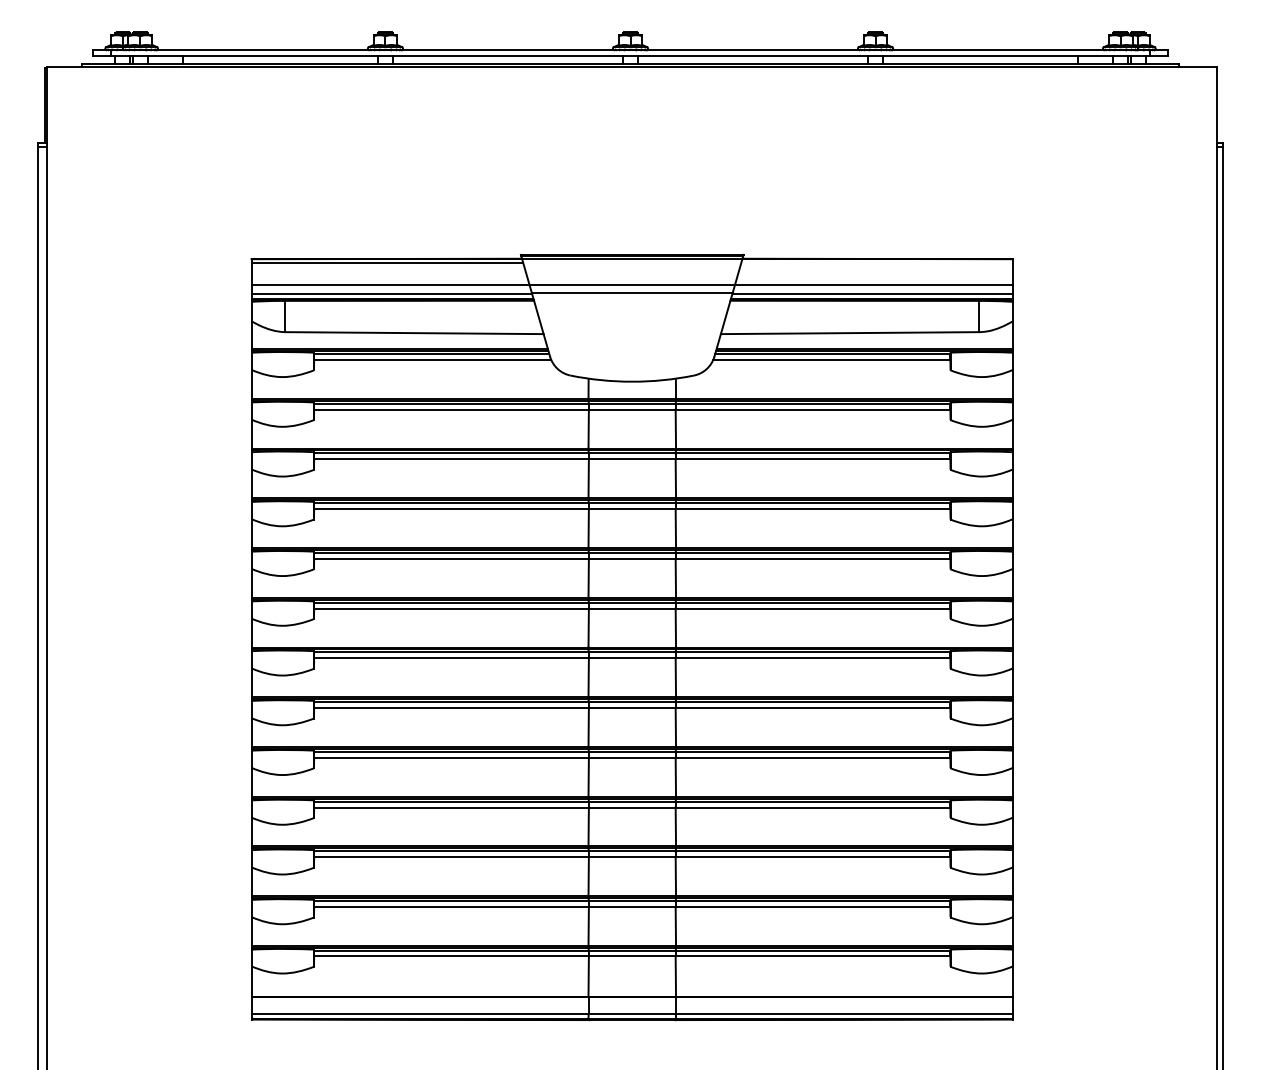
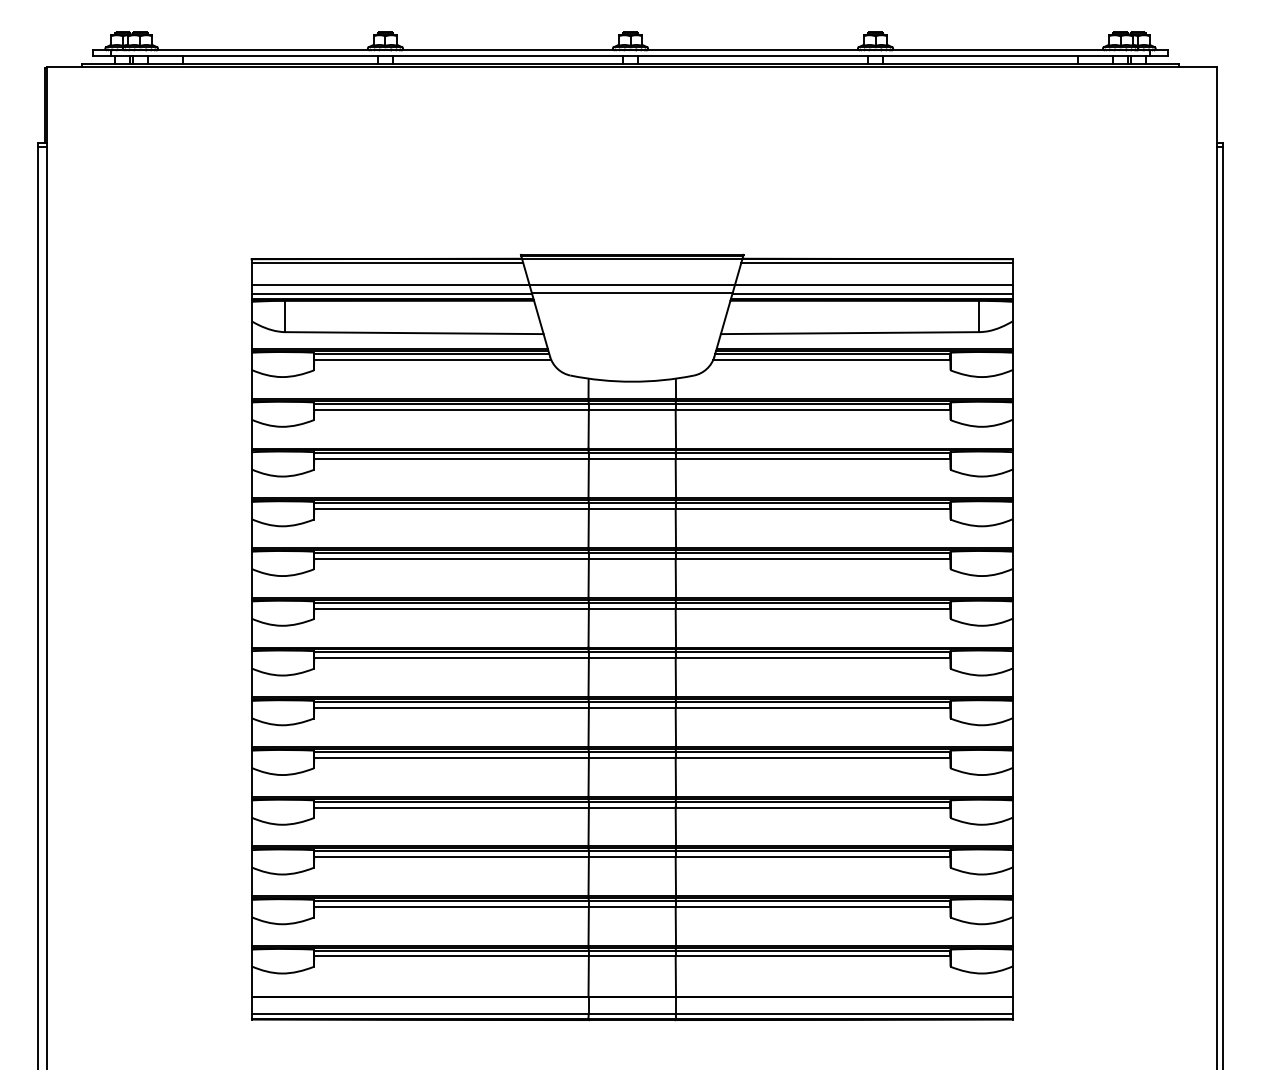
line: none -> present (876, 262)
